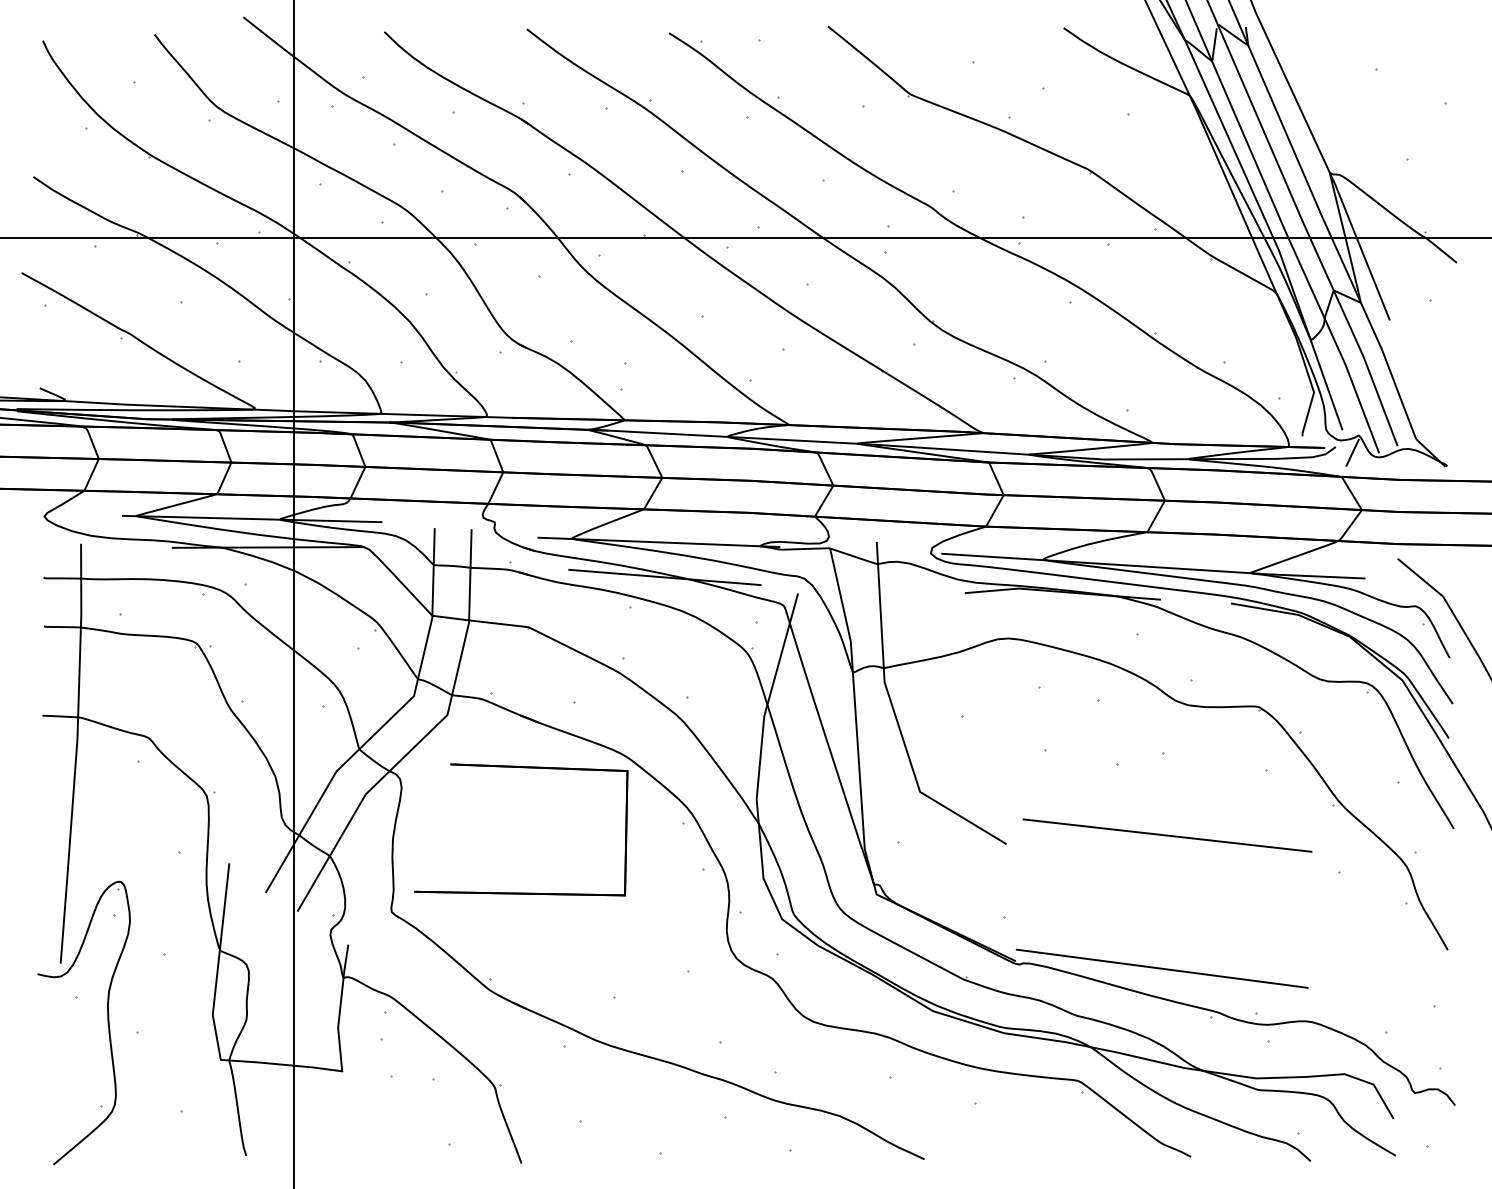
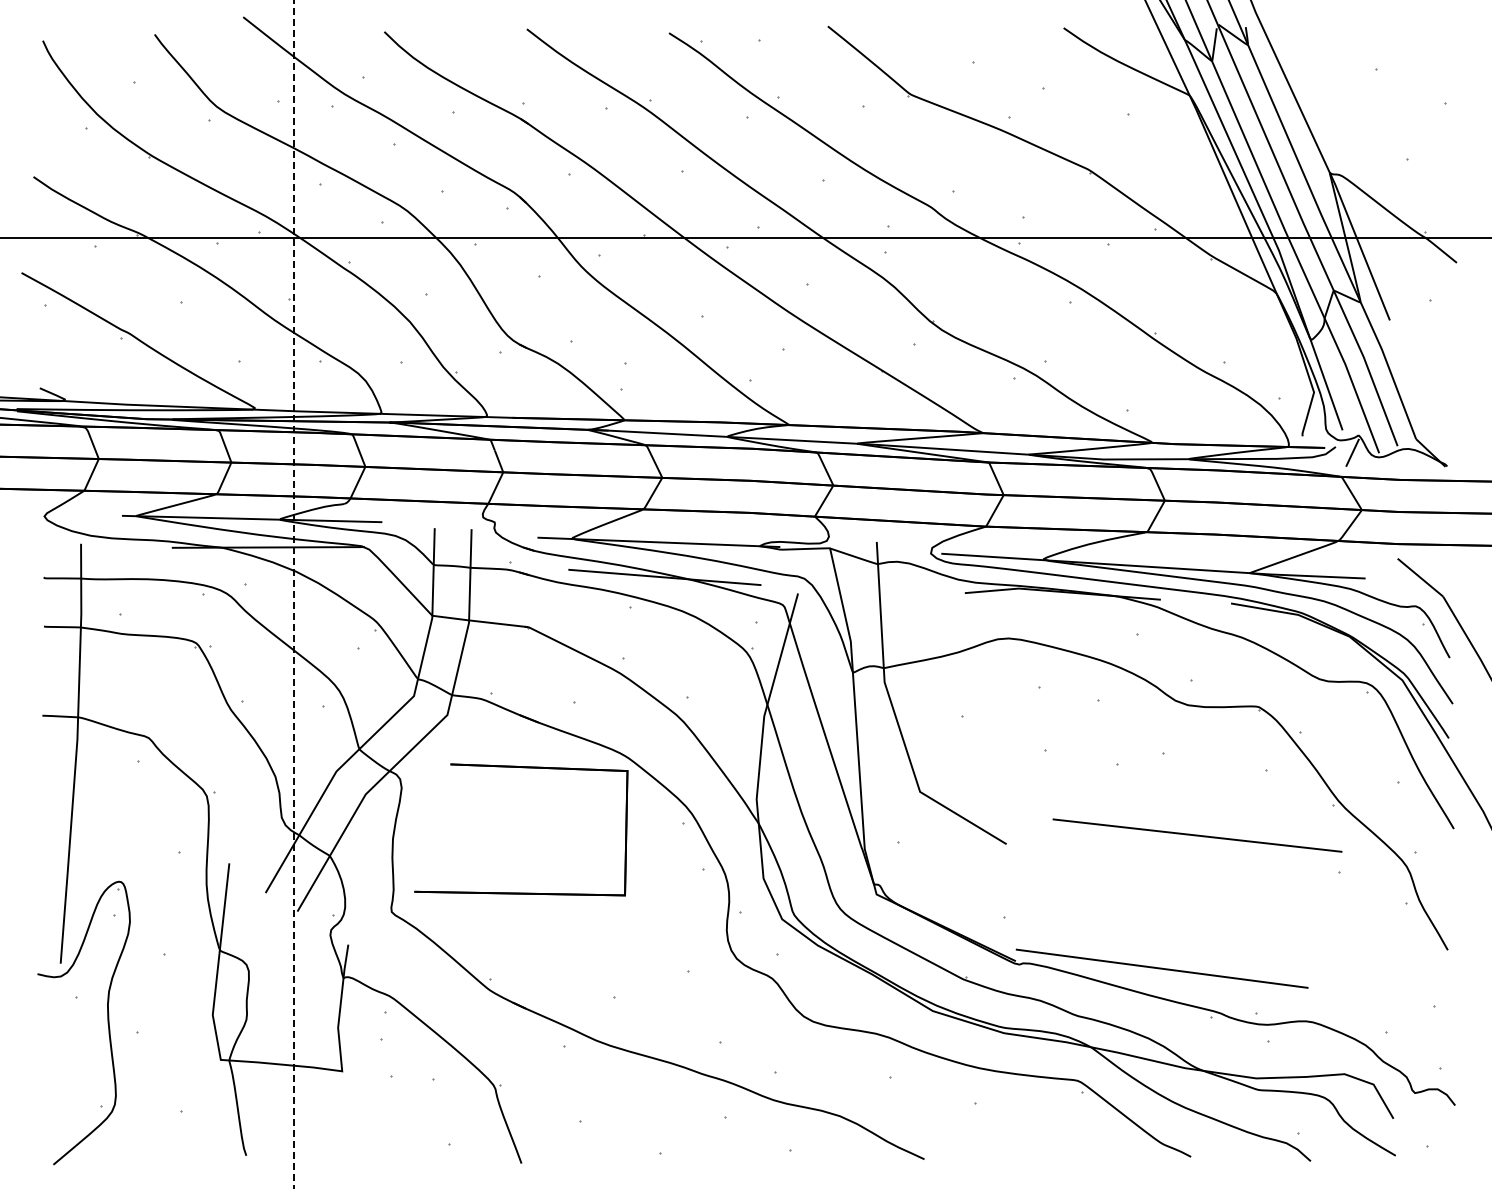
line: solid -> dashed (293, 595)
line position: (1167, 835) -> (1197, 835) (1197, 835)
